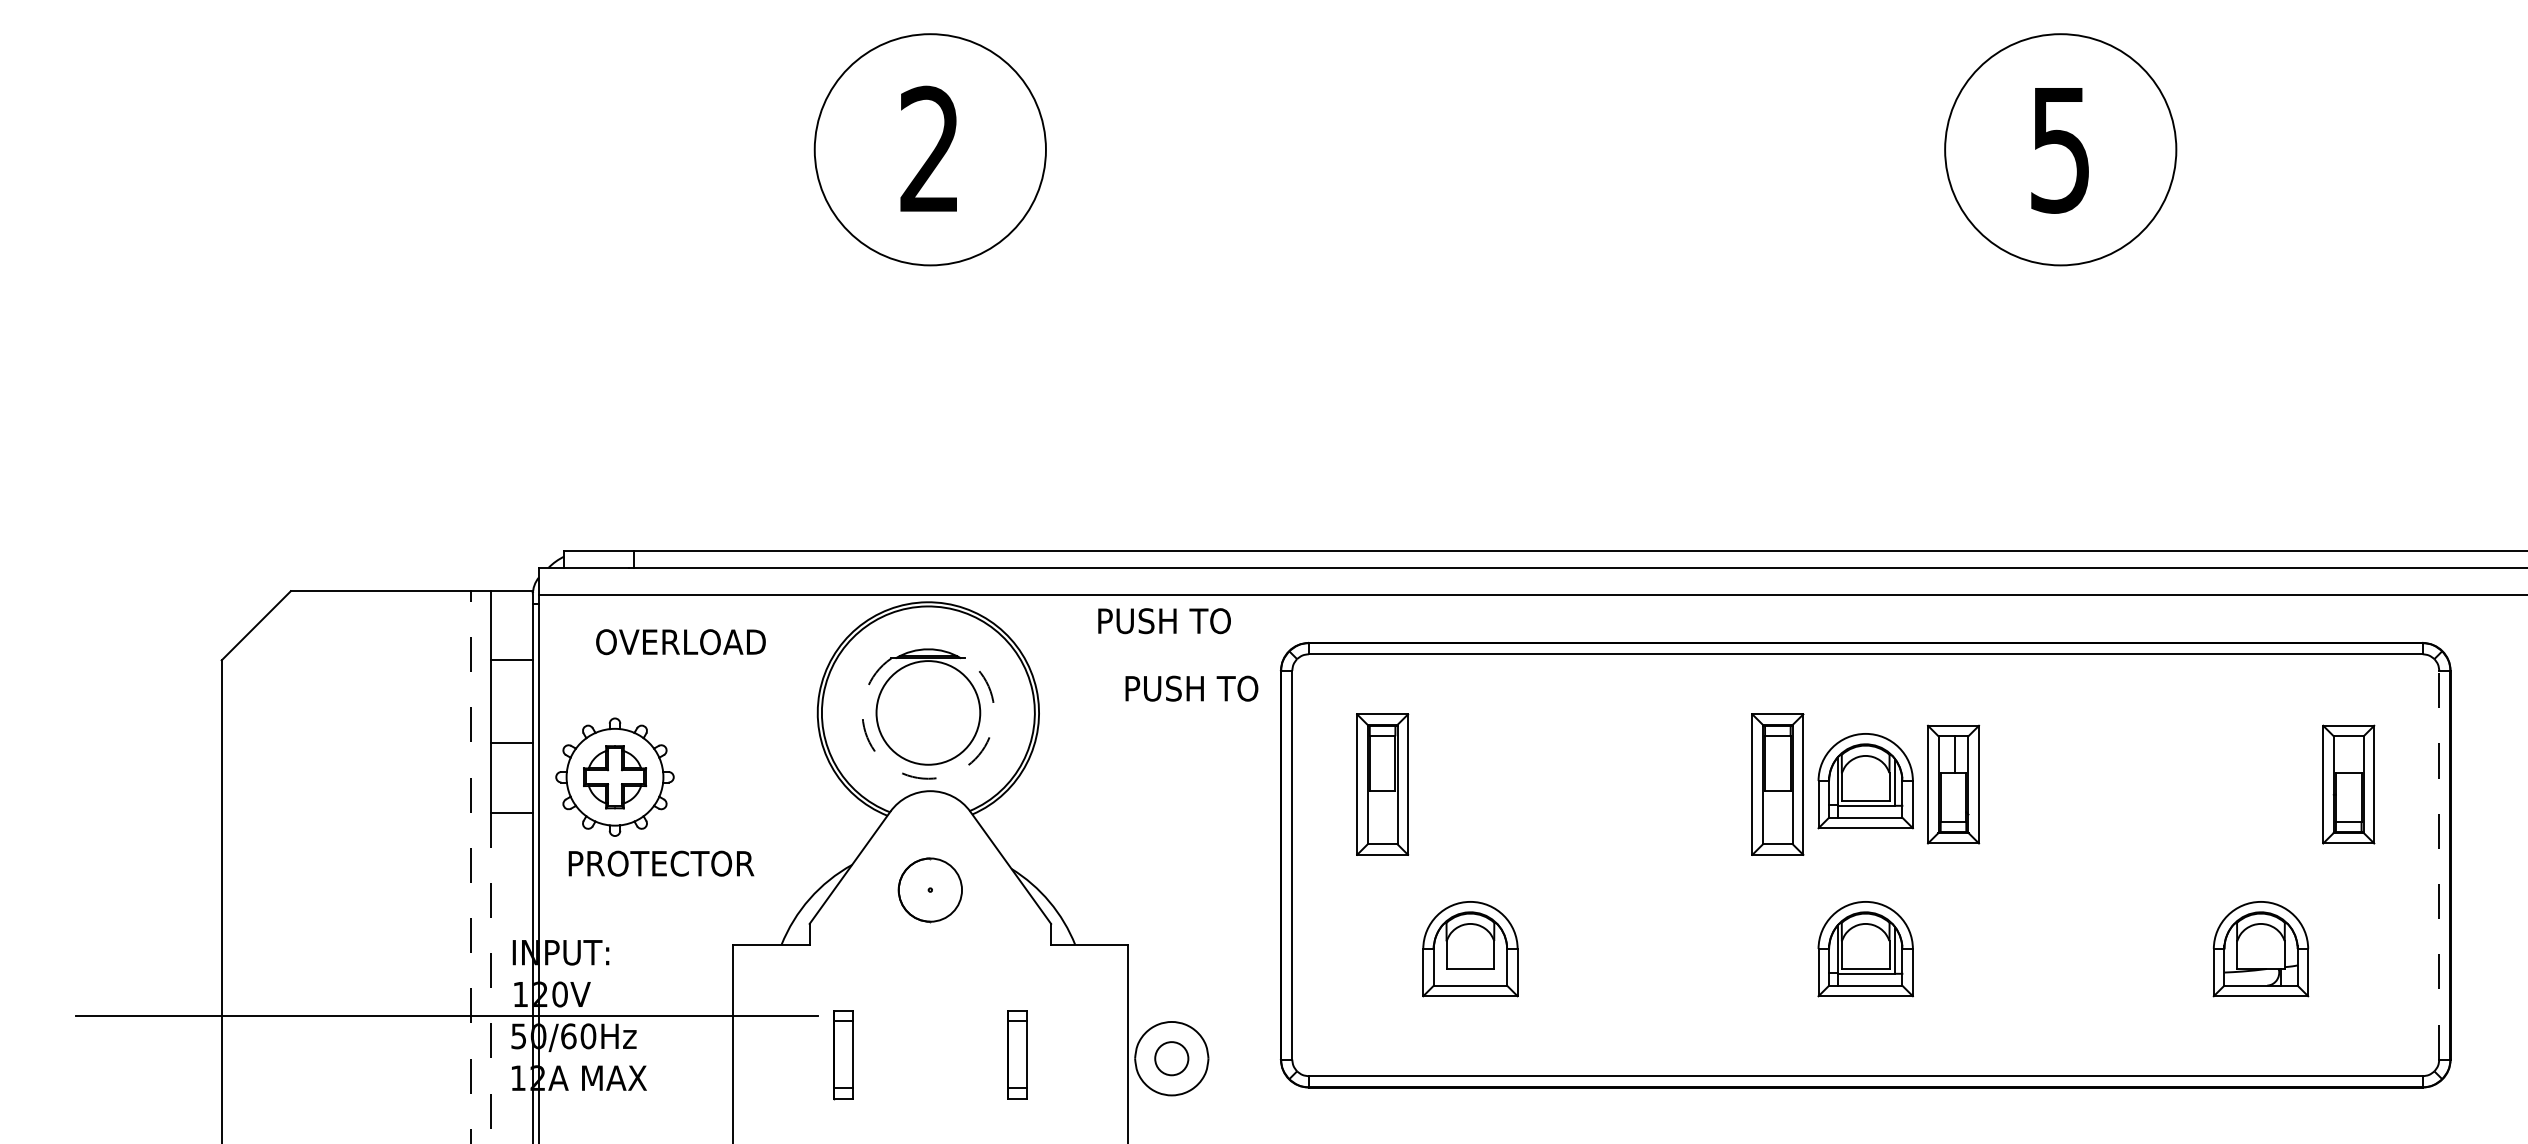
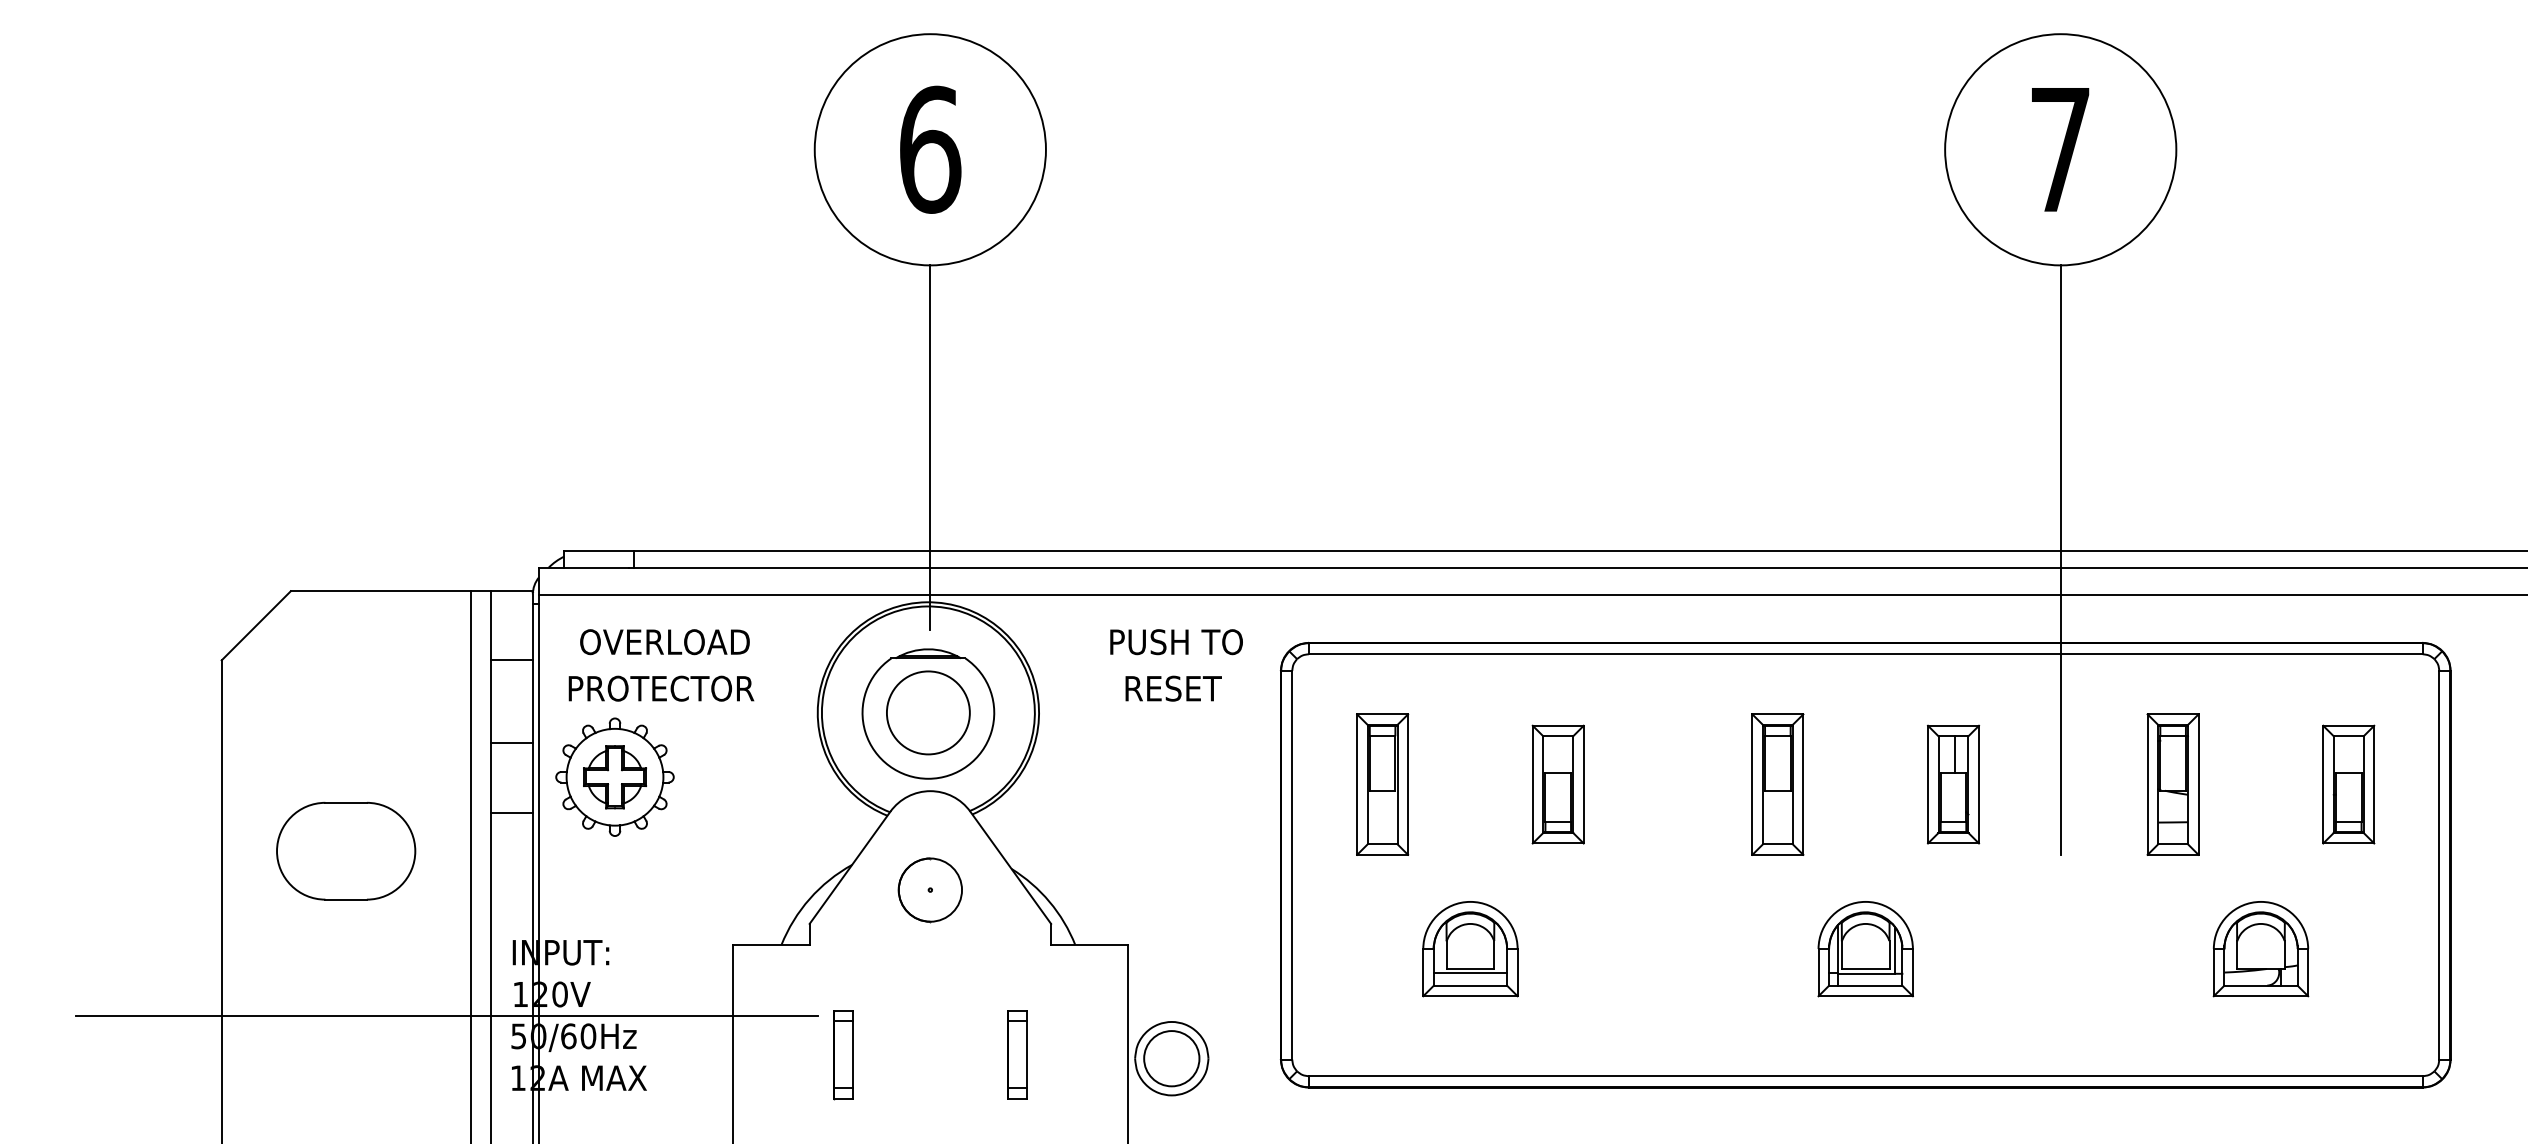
text: 2 -> 6 (930, 149)
text: 5 -> 7 (2060, 150)
line: none -> present (930, 447)
line: none -> present (2060, 559)
text position: (1164, 621) -> (1176, 642) (1176, 642)
text position: (680, 642) -> (664, 642) (664, 642)
text: PUSH TO -> RESET (1193, 688)
circle diameter: 104 px -> 83 px (927, 712)
arc: dashed -> solid (928, 778)
part: present -> none (1865, 781)
part: none -> present (1557, 784)
part: none -> present (2172, 784)
part: none -> present (346, 850)
text position: (661, 863) -> (661, 688) (661, 688)
line: dashed -> solid (2439, 864)
line: dashed -> solid (470, 867)
line: none -> present (1470, 972)
line: dashed -> solid (491, 978)
circle diameter: 33 px -> 55 px (1171, 1058)
